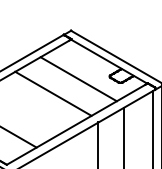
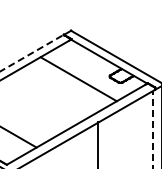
line: solid -> dashed (32, 52)
line: present -> none (53, 93)
line: solid -> dashed (153, 129)
line: present -> none (123, 136)
